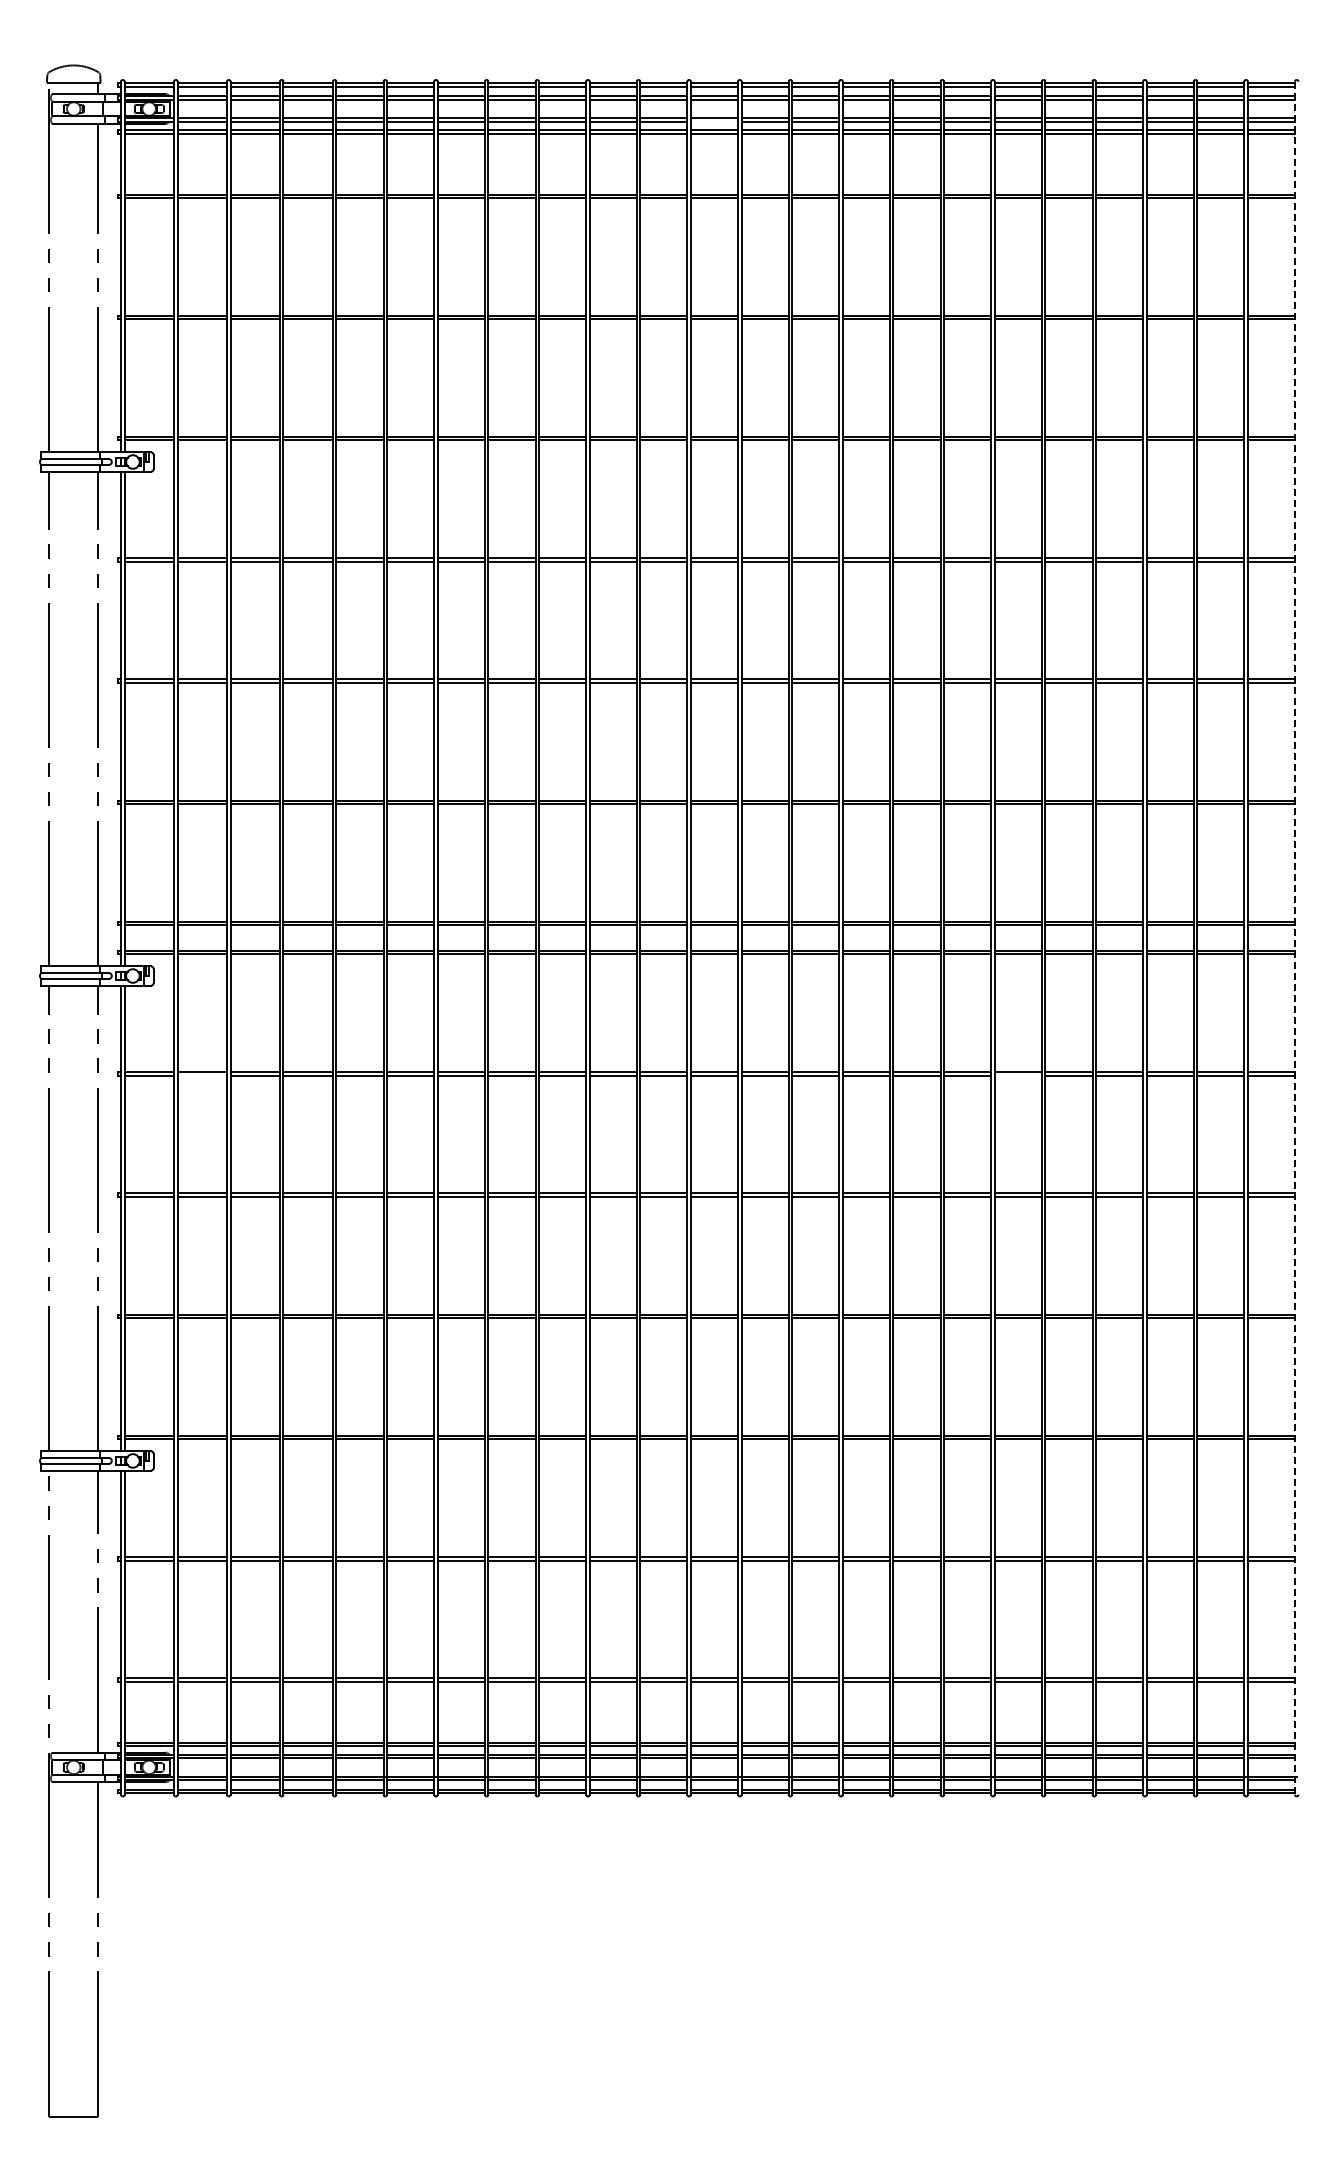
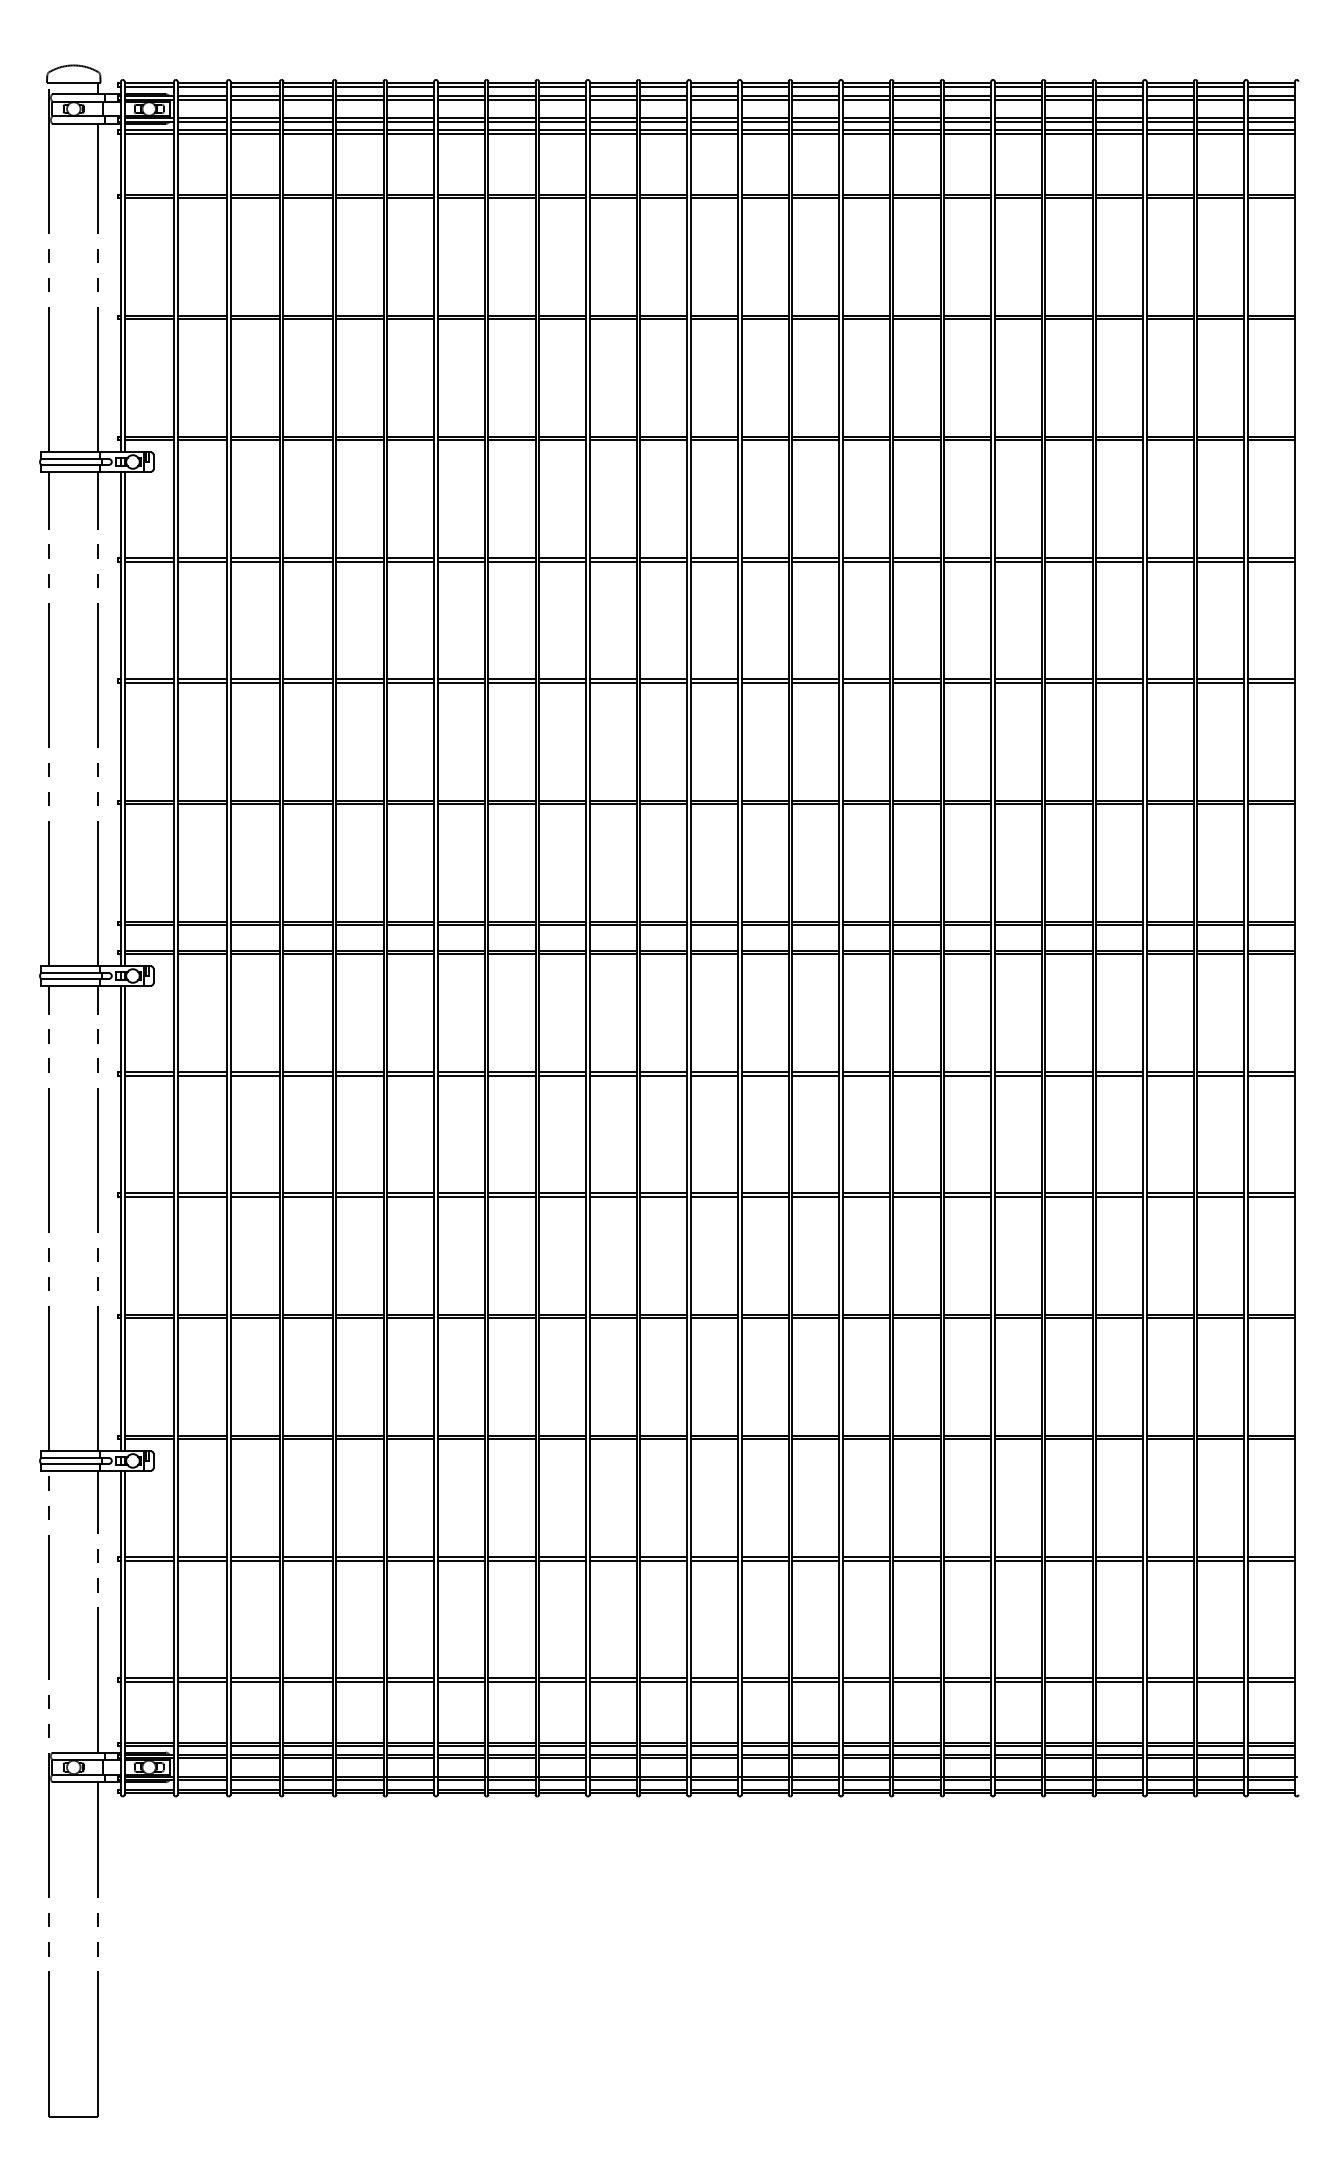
line: none -> present (714, 121)
line: dashed -> solid (1295, 938)
line: none -> present (202, 1075)
line: none -> present (1017, 1075)
